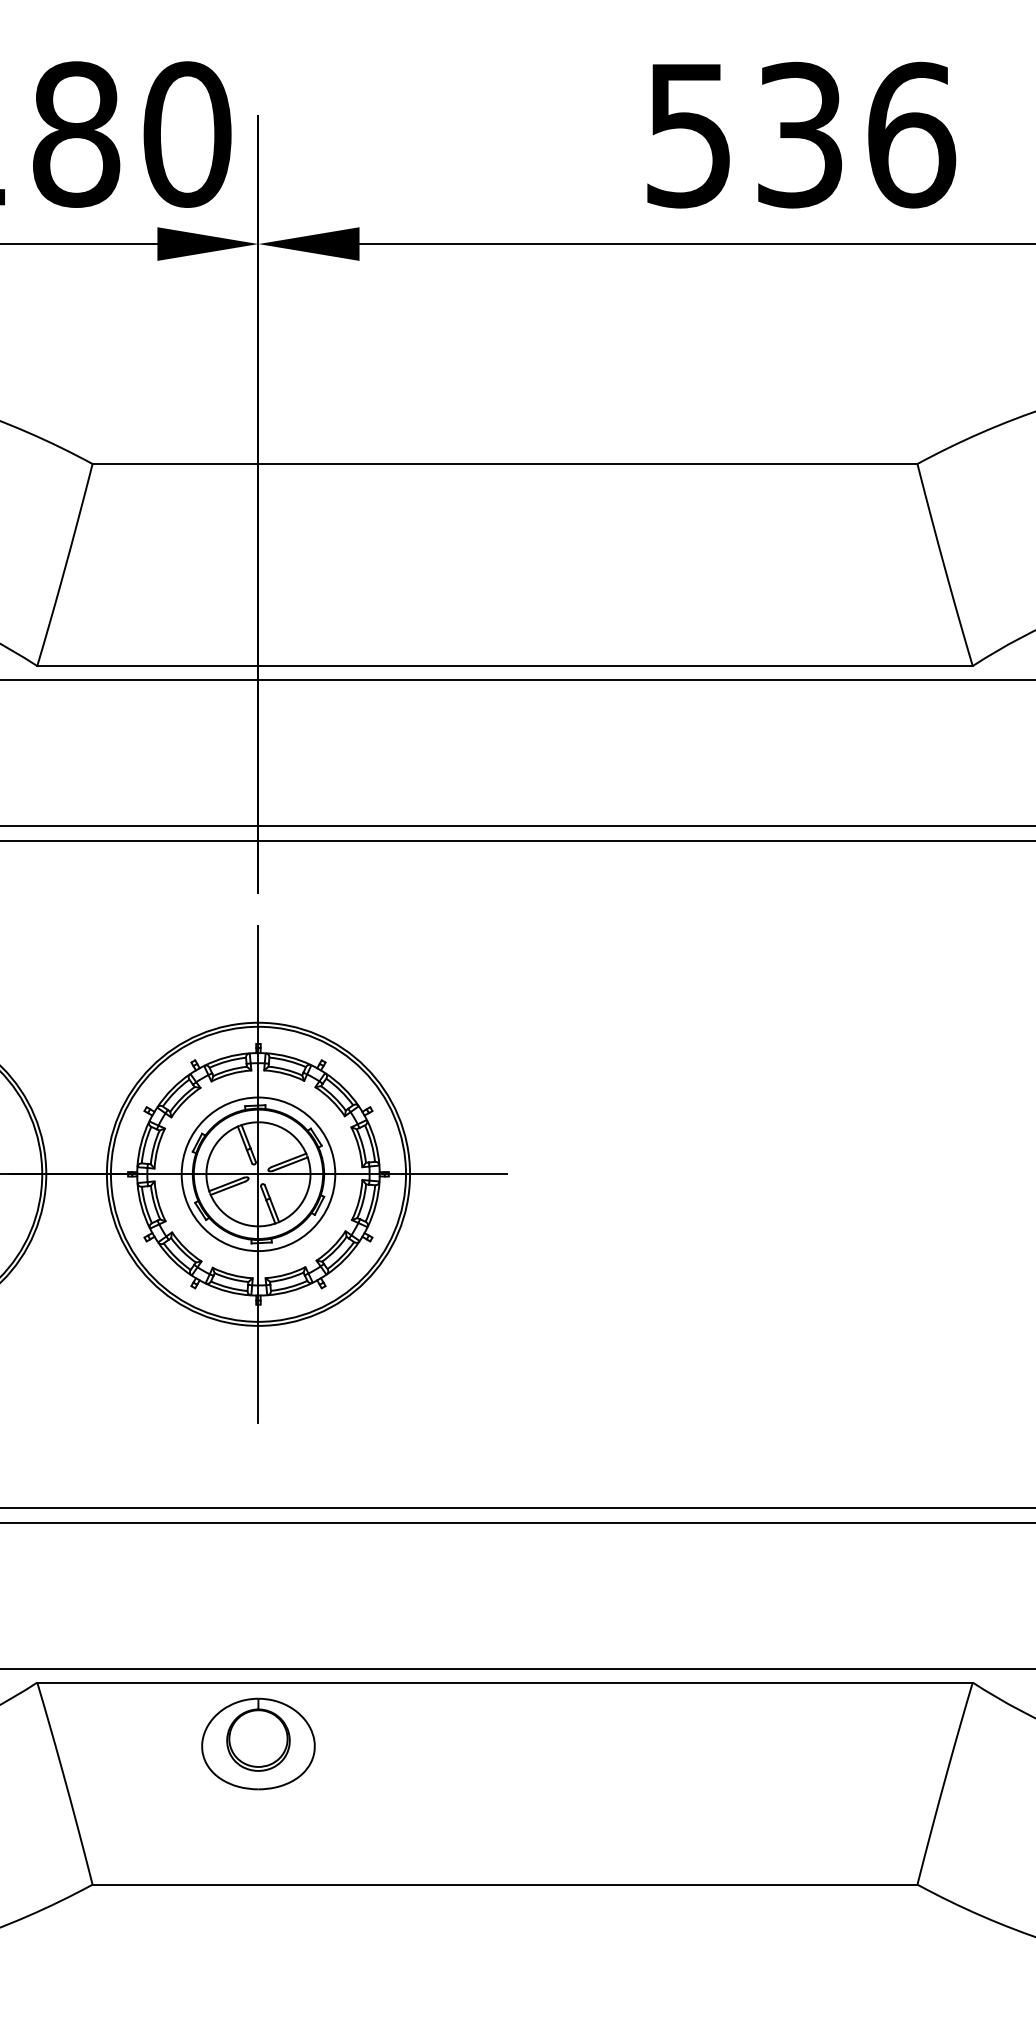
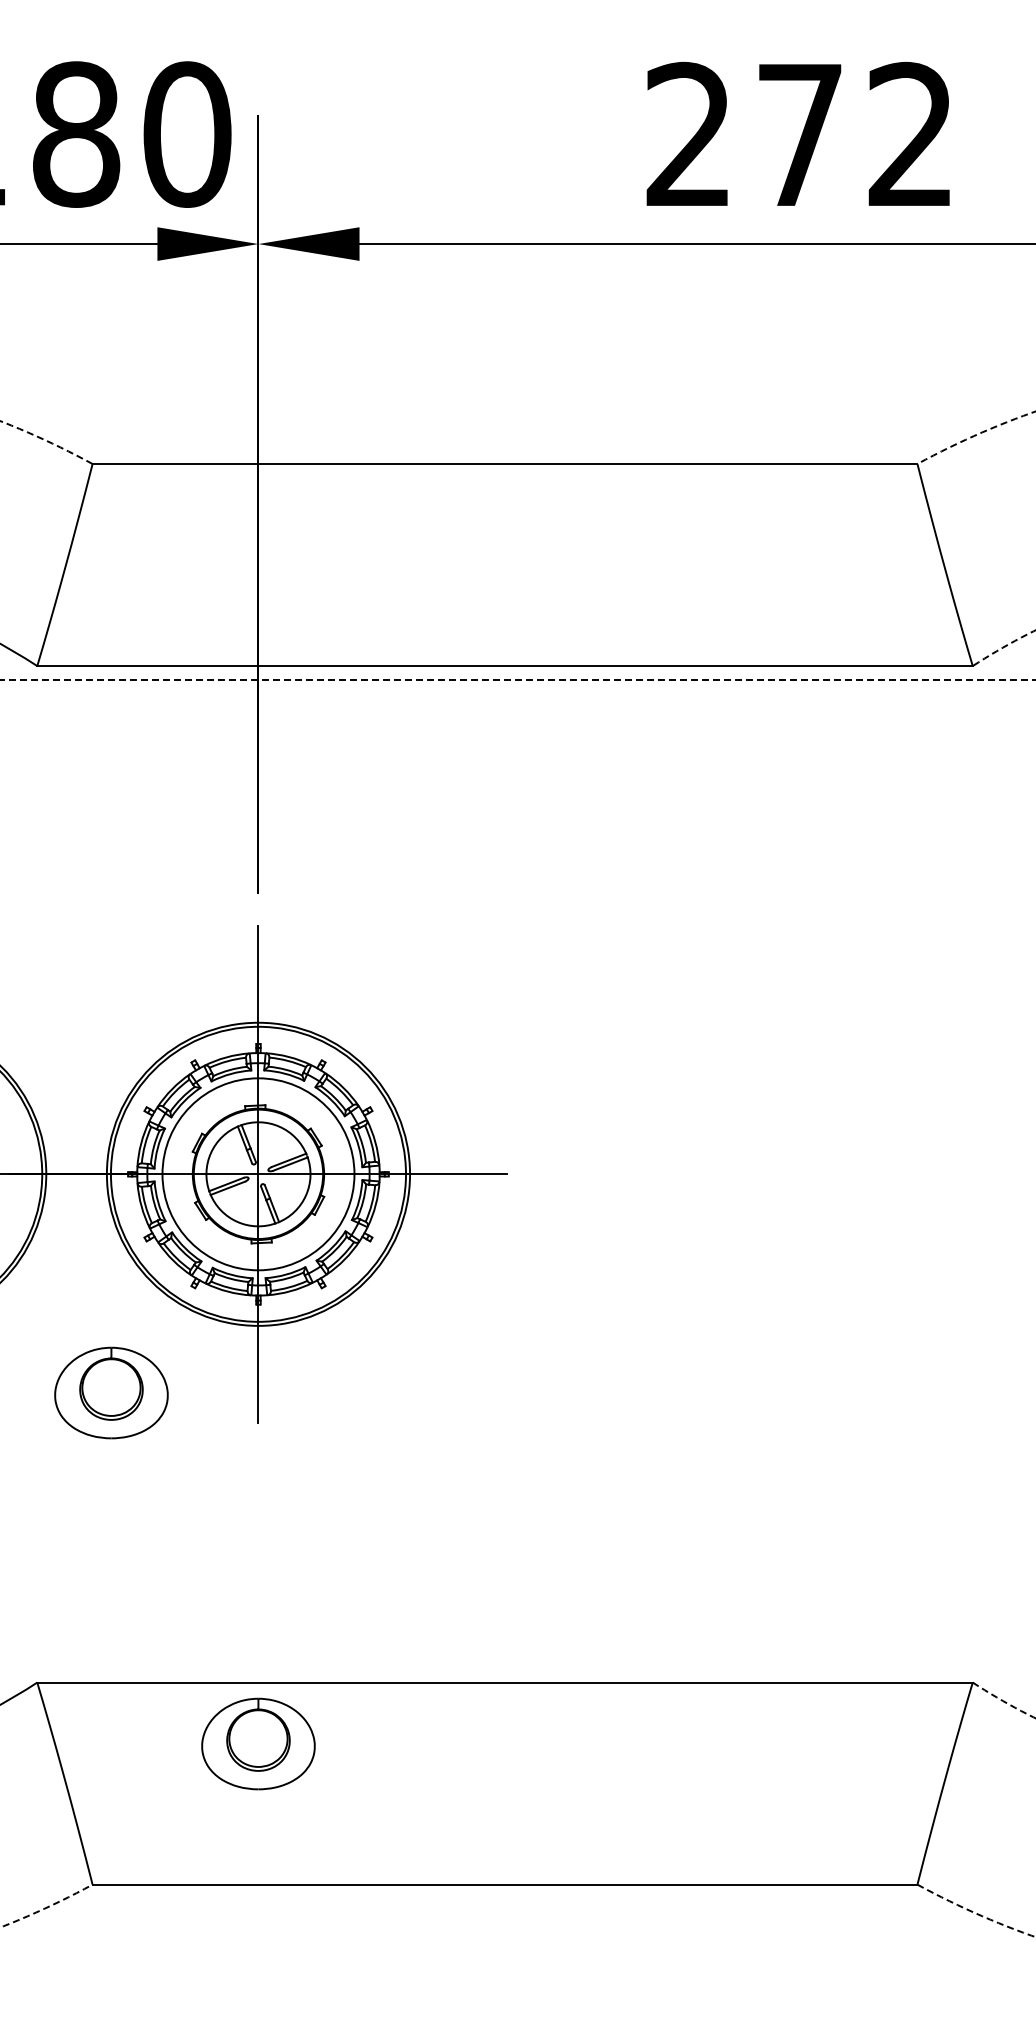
text: 536 -> 272 (801, 134)
arc: solid -> dashed (1035, 411)
arc: solid -> dashed (1035, 630)
line: solid -> dashed (518, 679)
line: present -> none (517, 826)
line: present -> none (517, 840)
circle diameter: 154 px -> 192 px (258, 1174)
part: none -> present (111, 1392)
line: present -> none (517, 1507)
line: present -> none (517, 1522)
line: present -> none (517, 1669)
arc: solid -> dashed (0, 1927)
